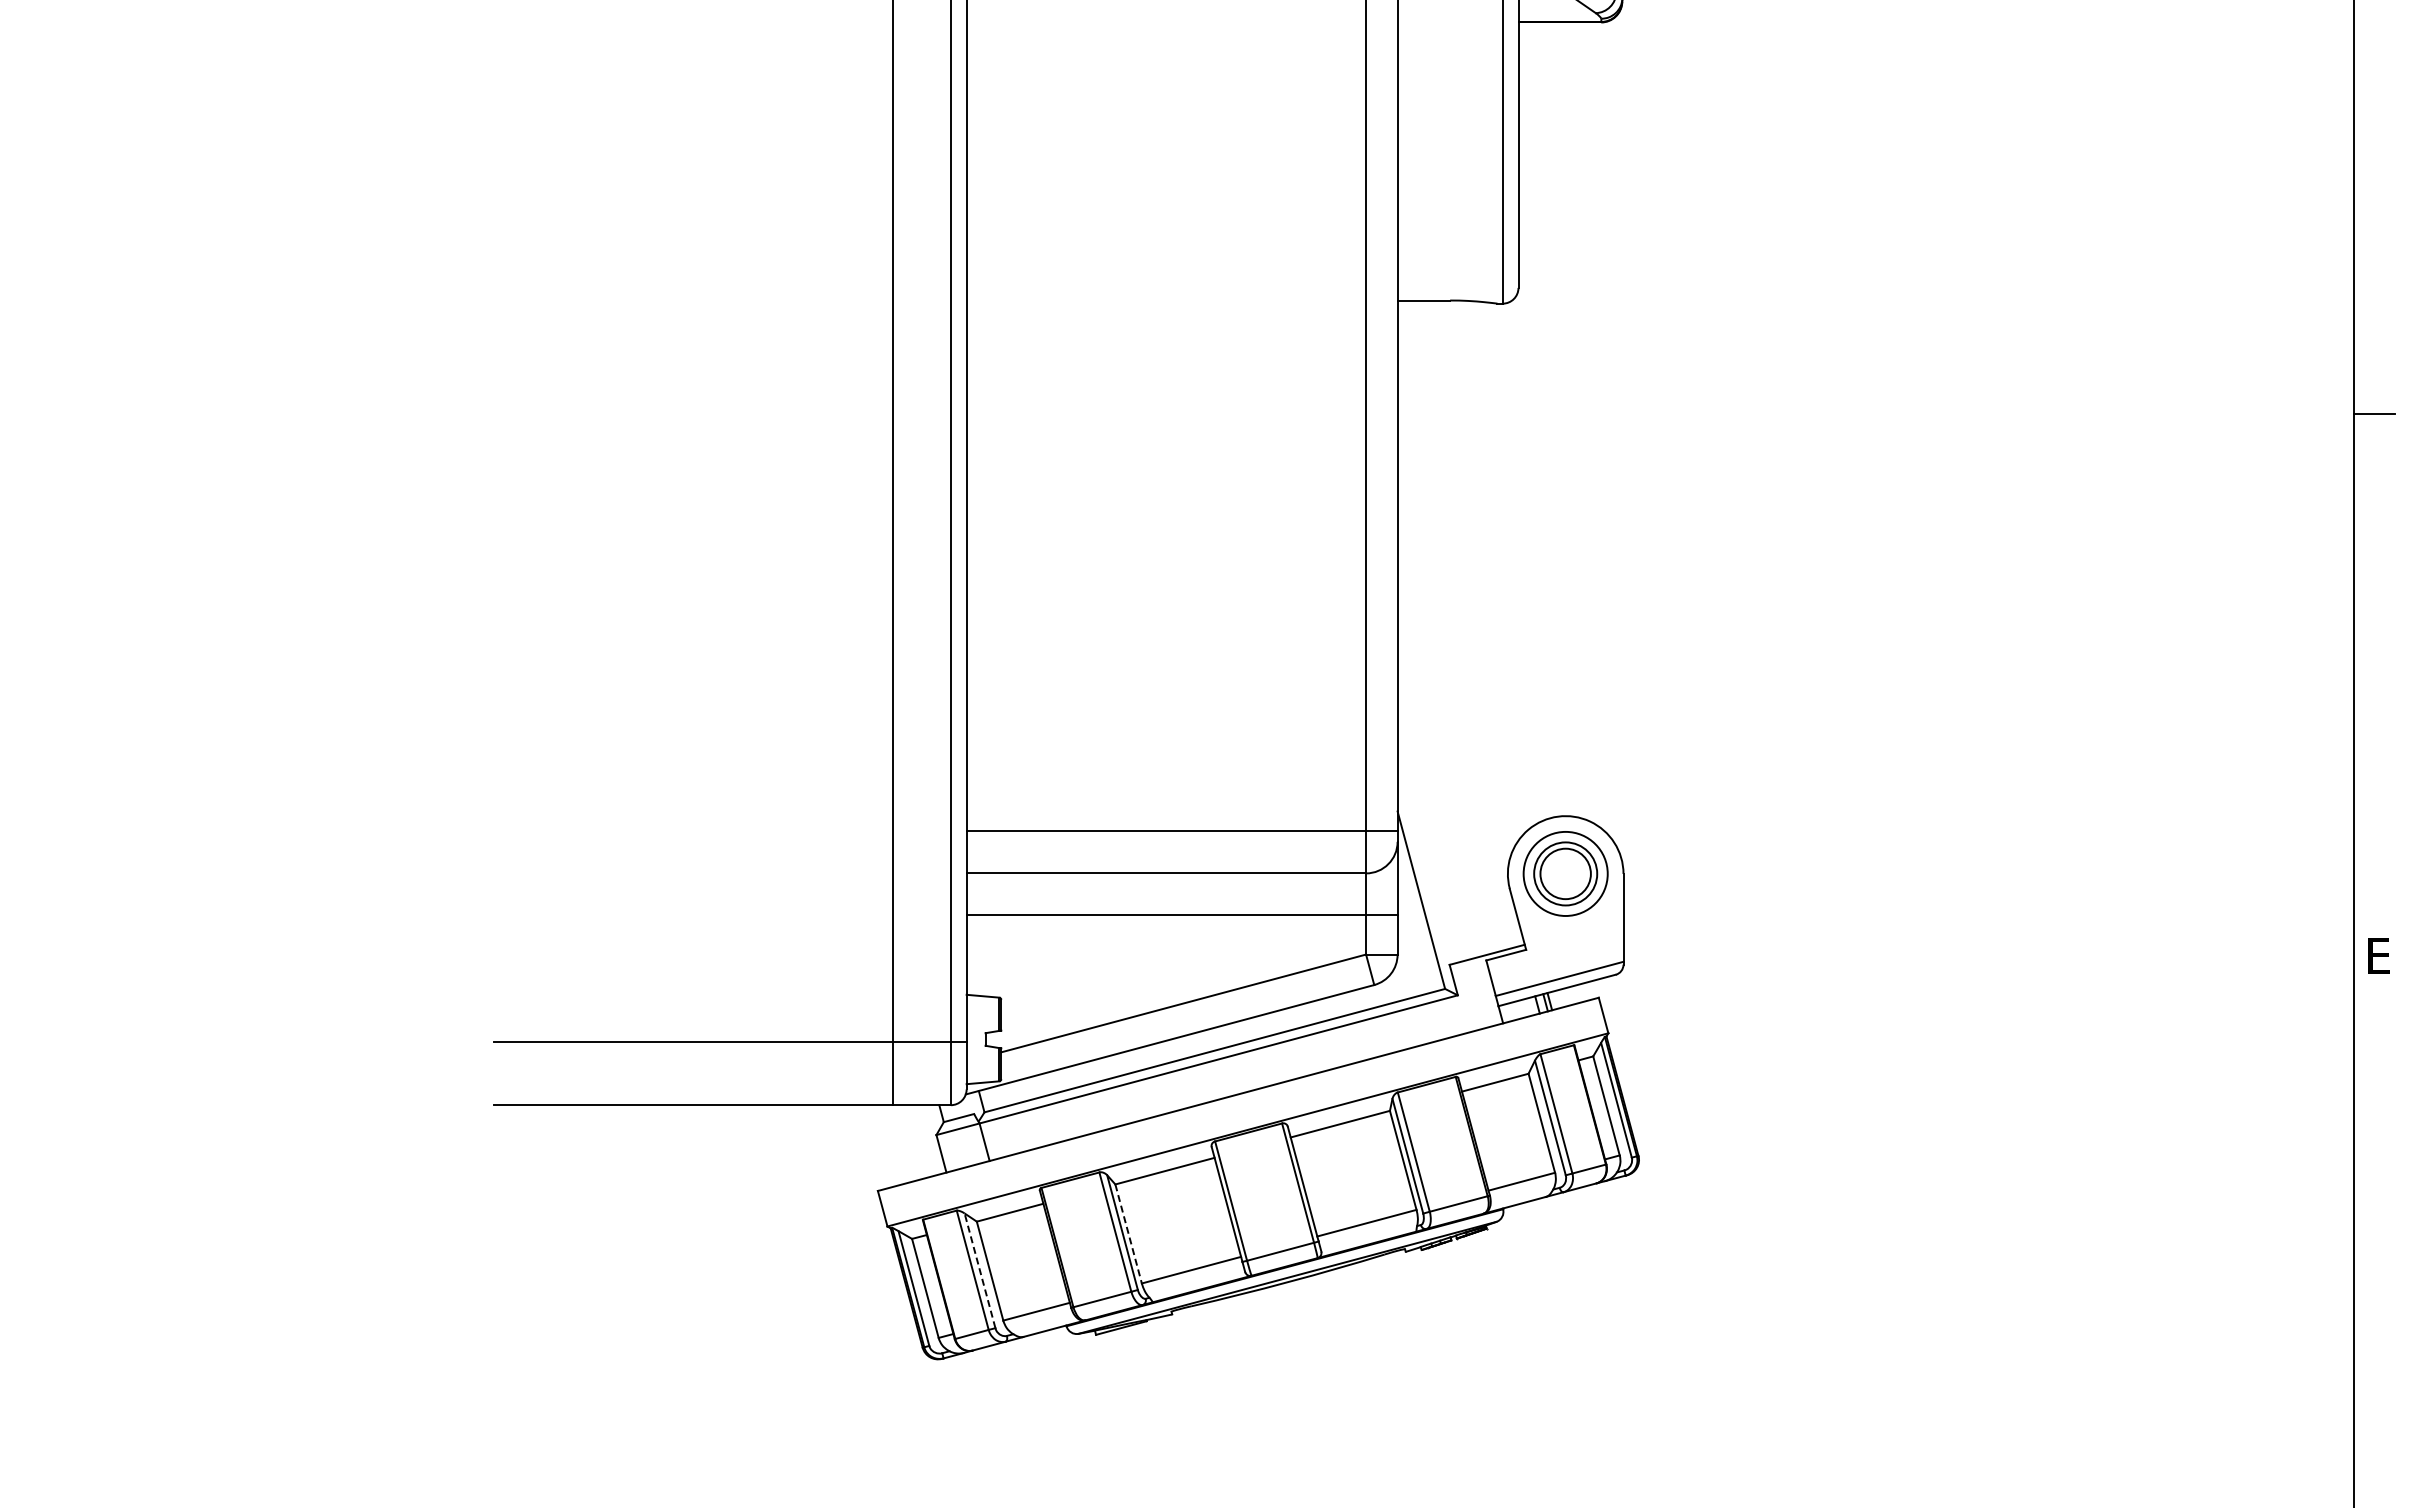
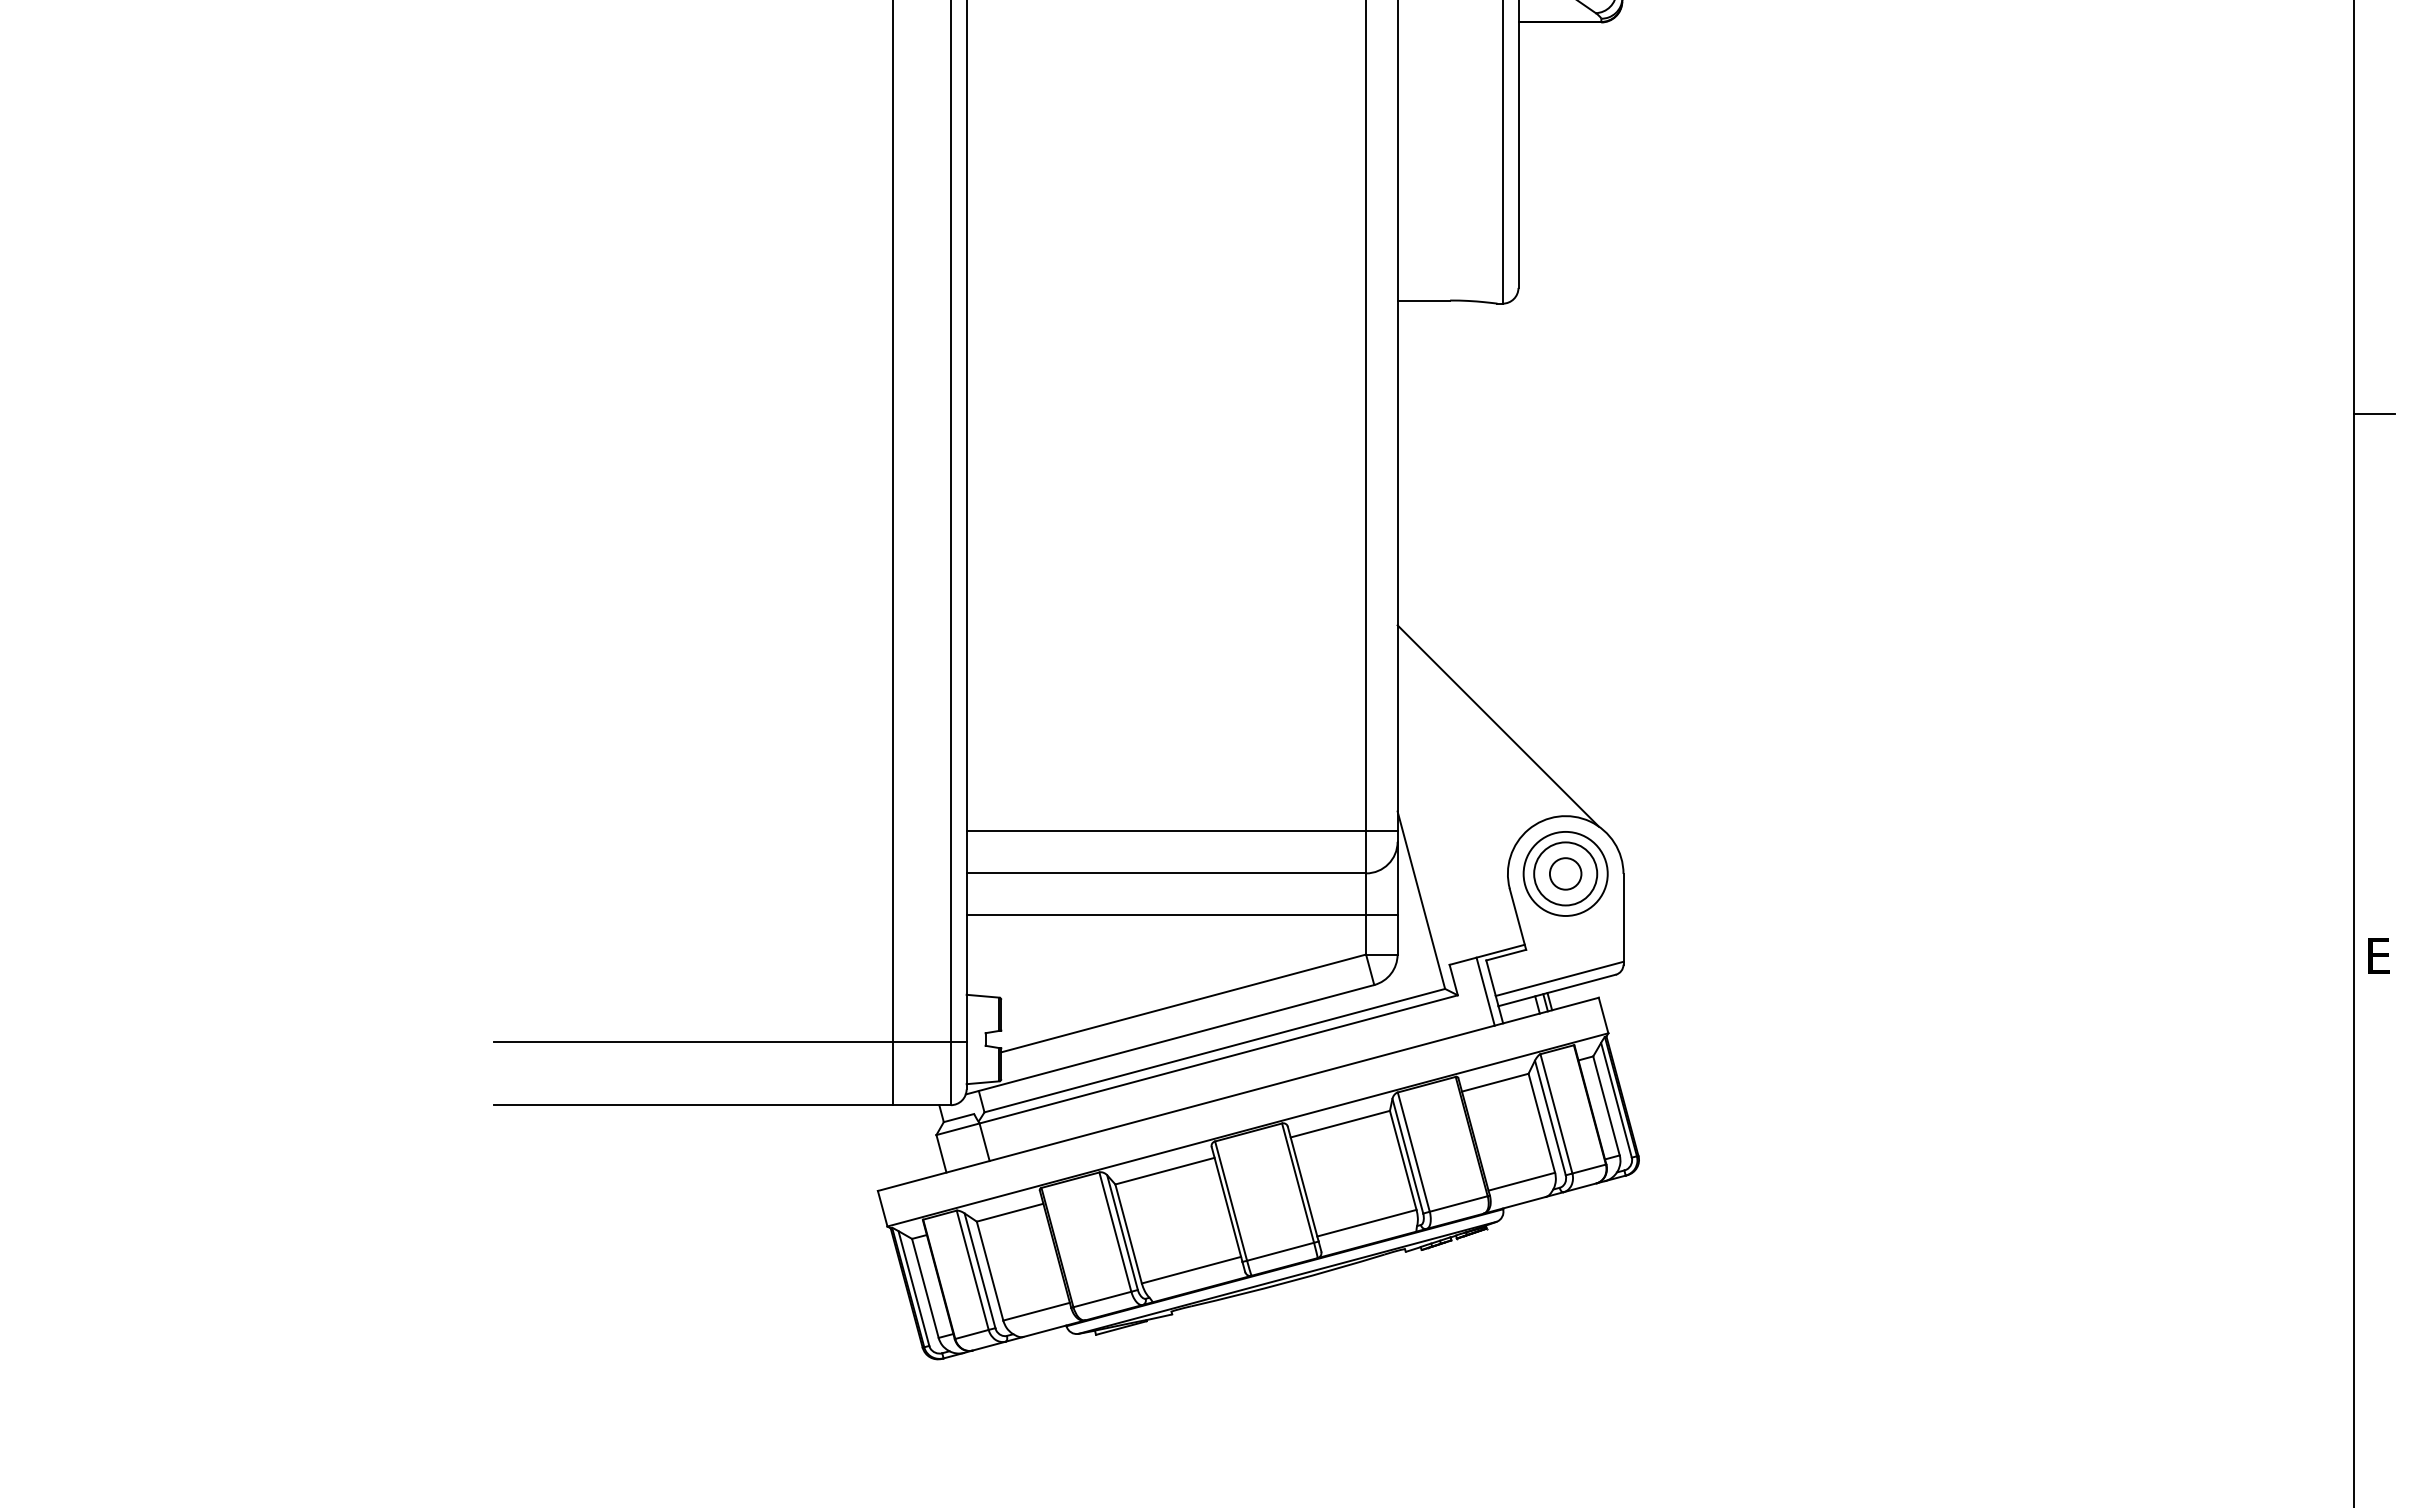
line: none -> present (1497, 725)
circle diameter: 50 px -> 32 px (1565, 873)
line: none -> present (1485, 991)
line: dashed -> solid (1128, 1234)
line: dashed -> solid (979, 1270)
